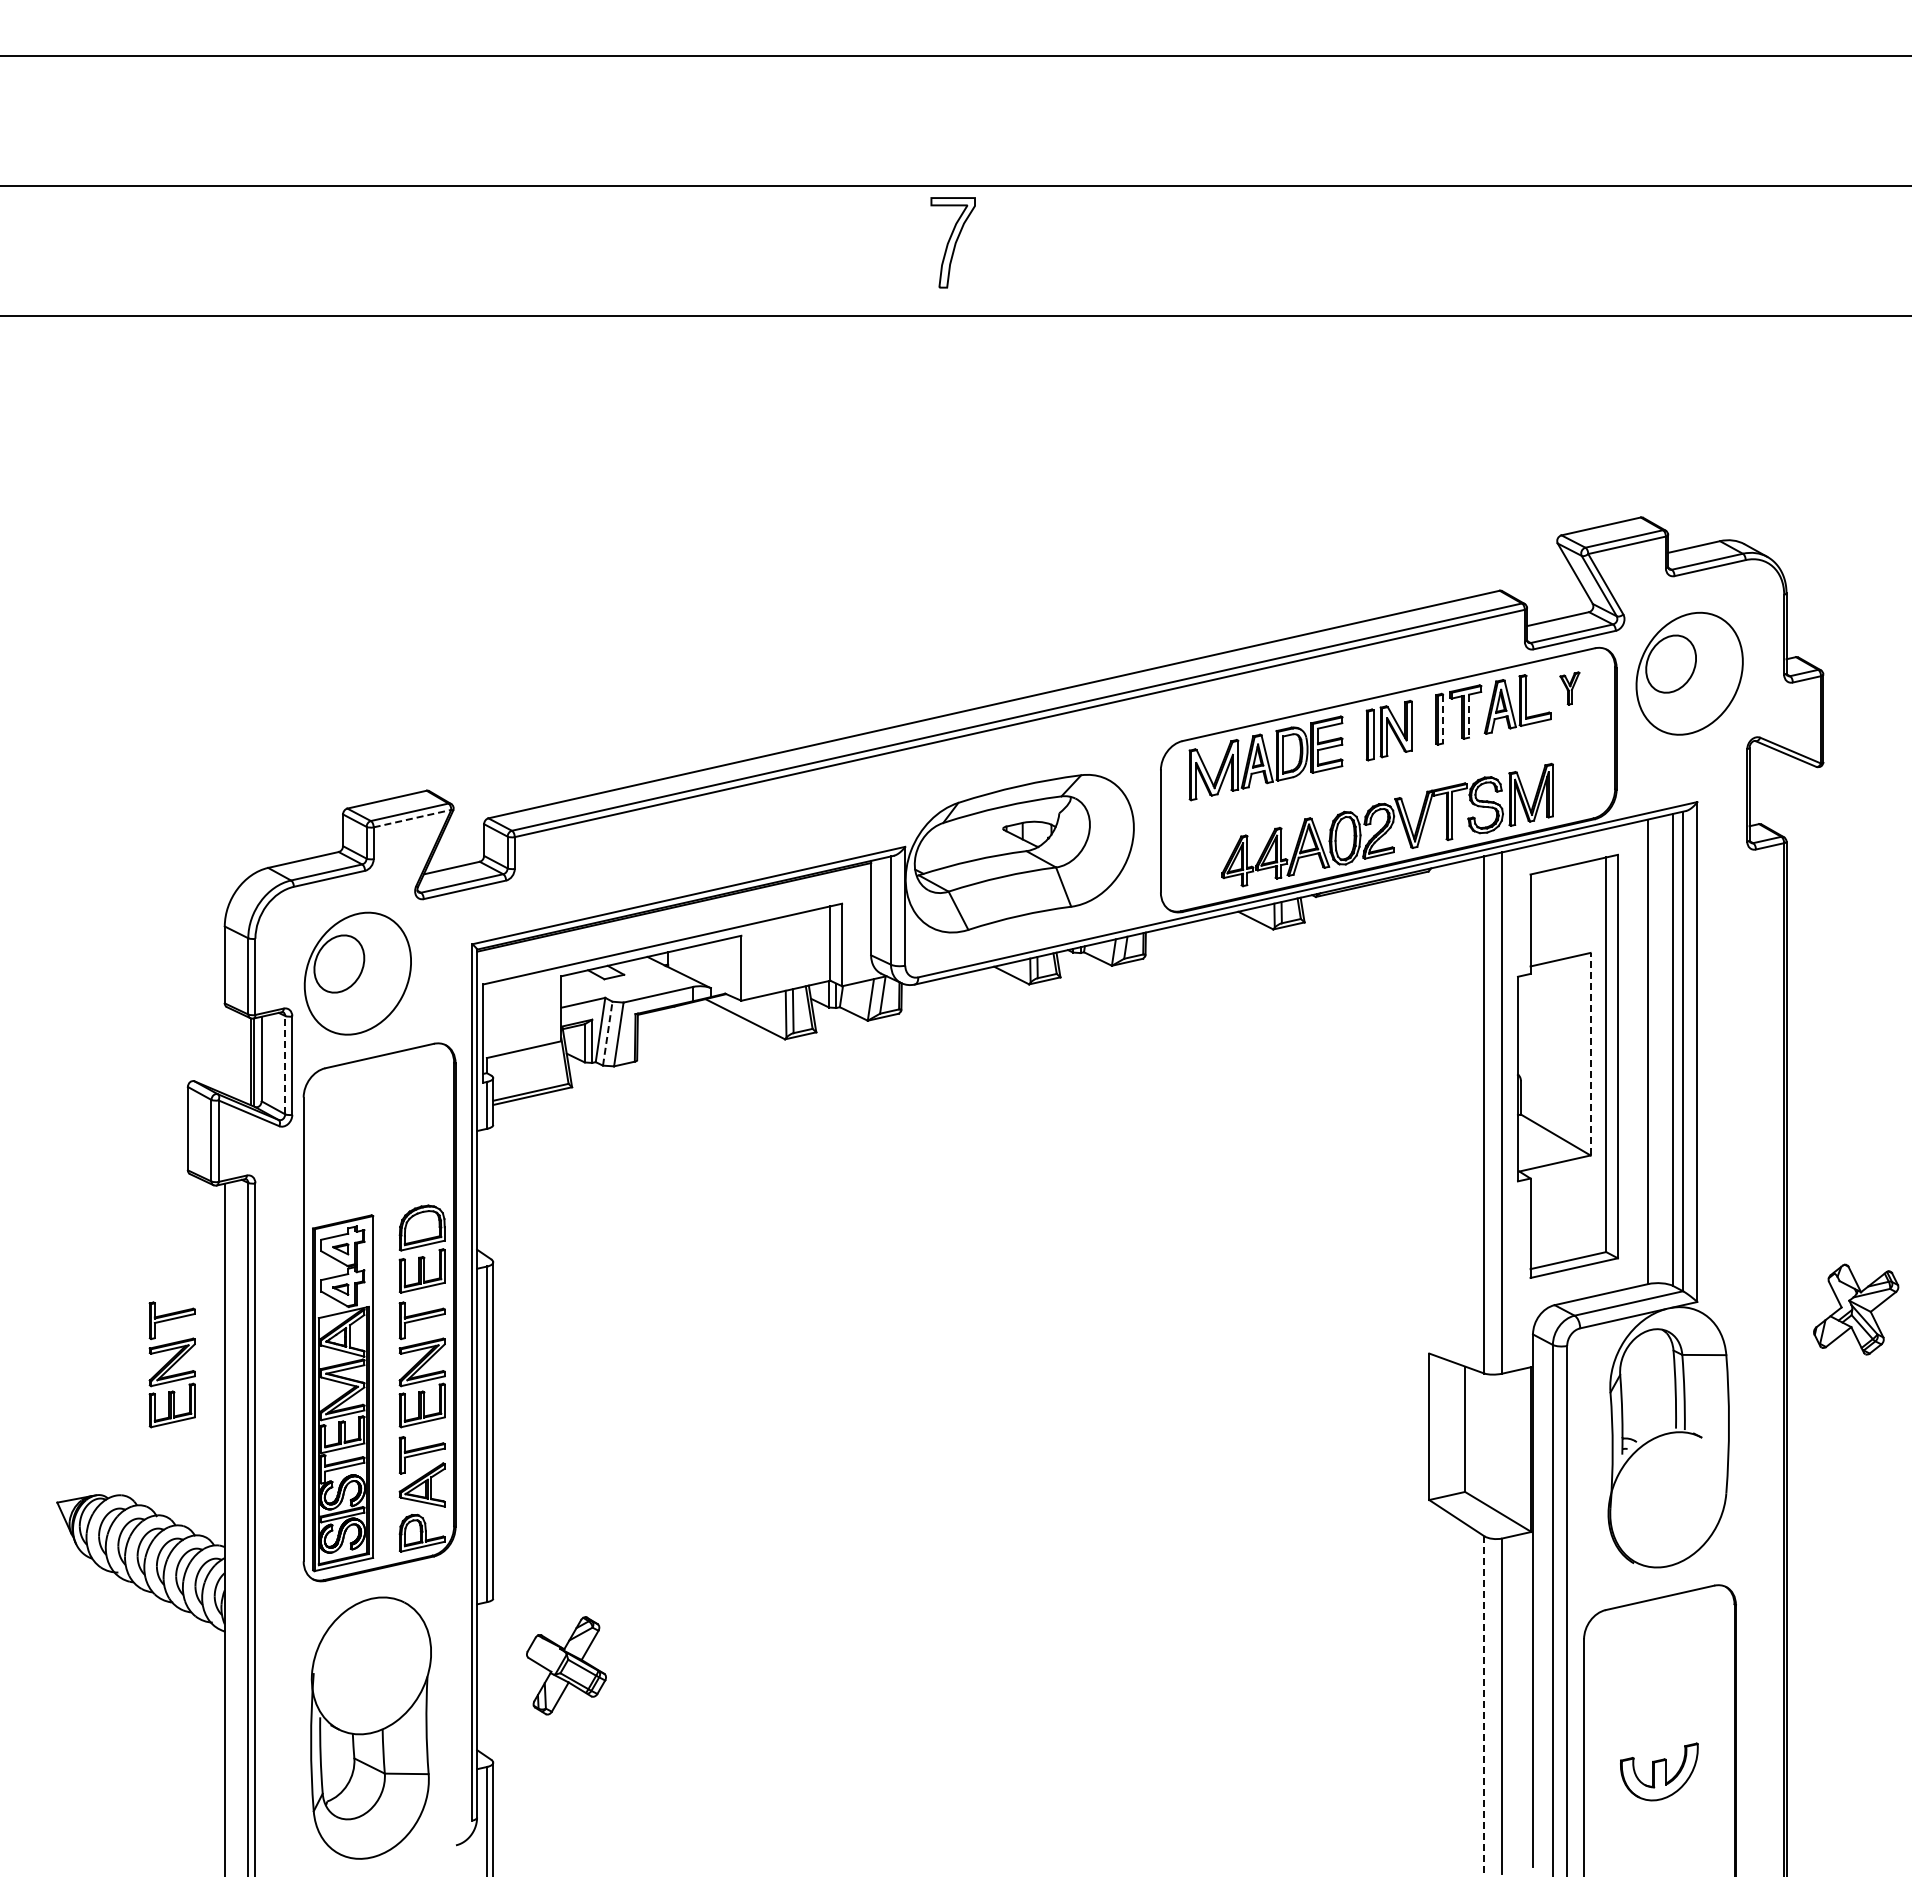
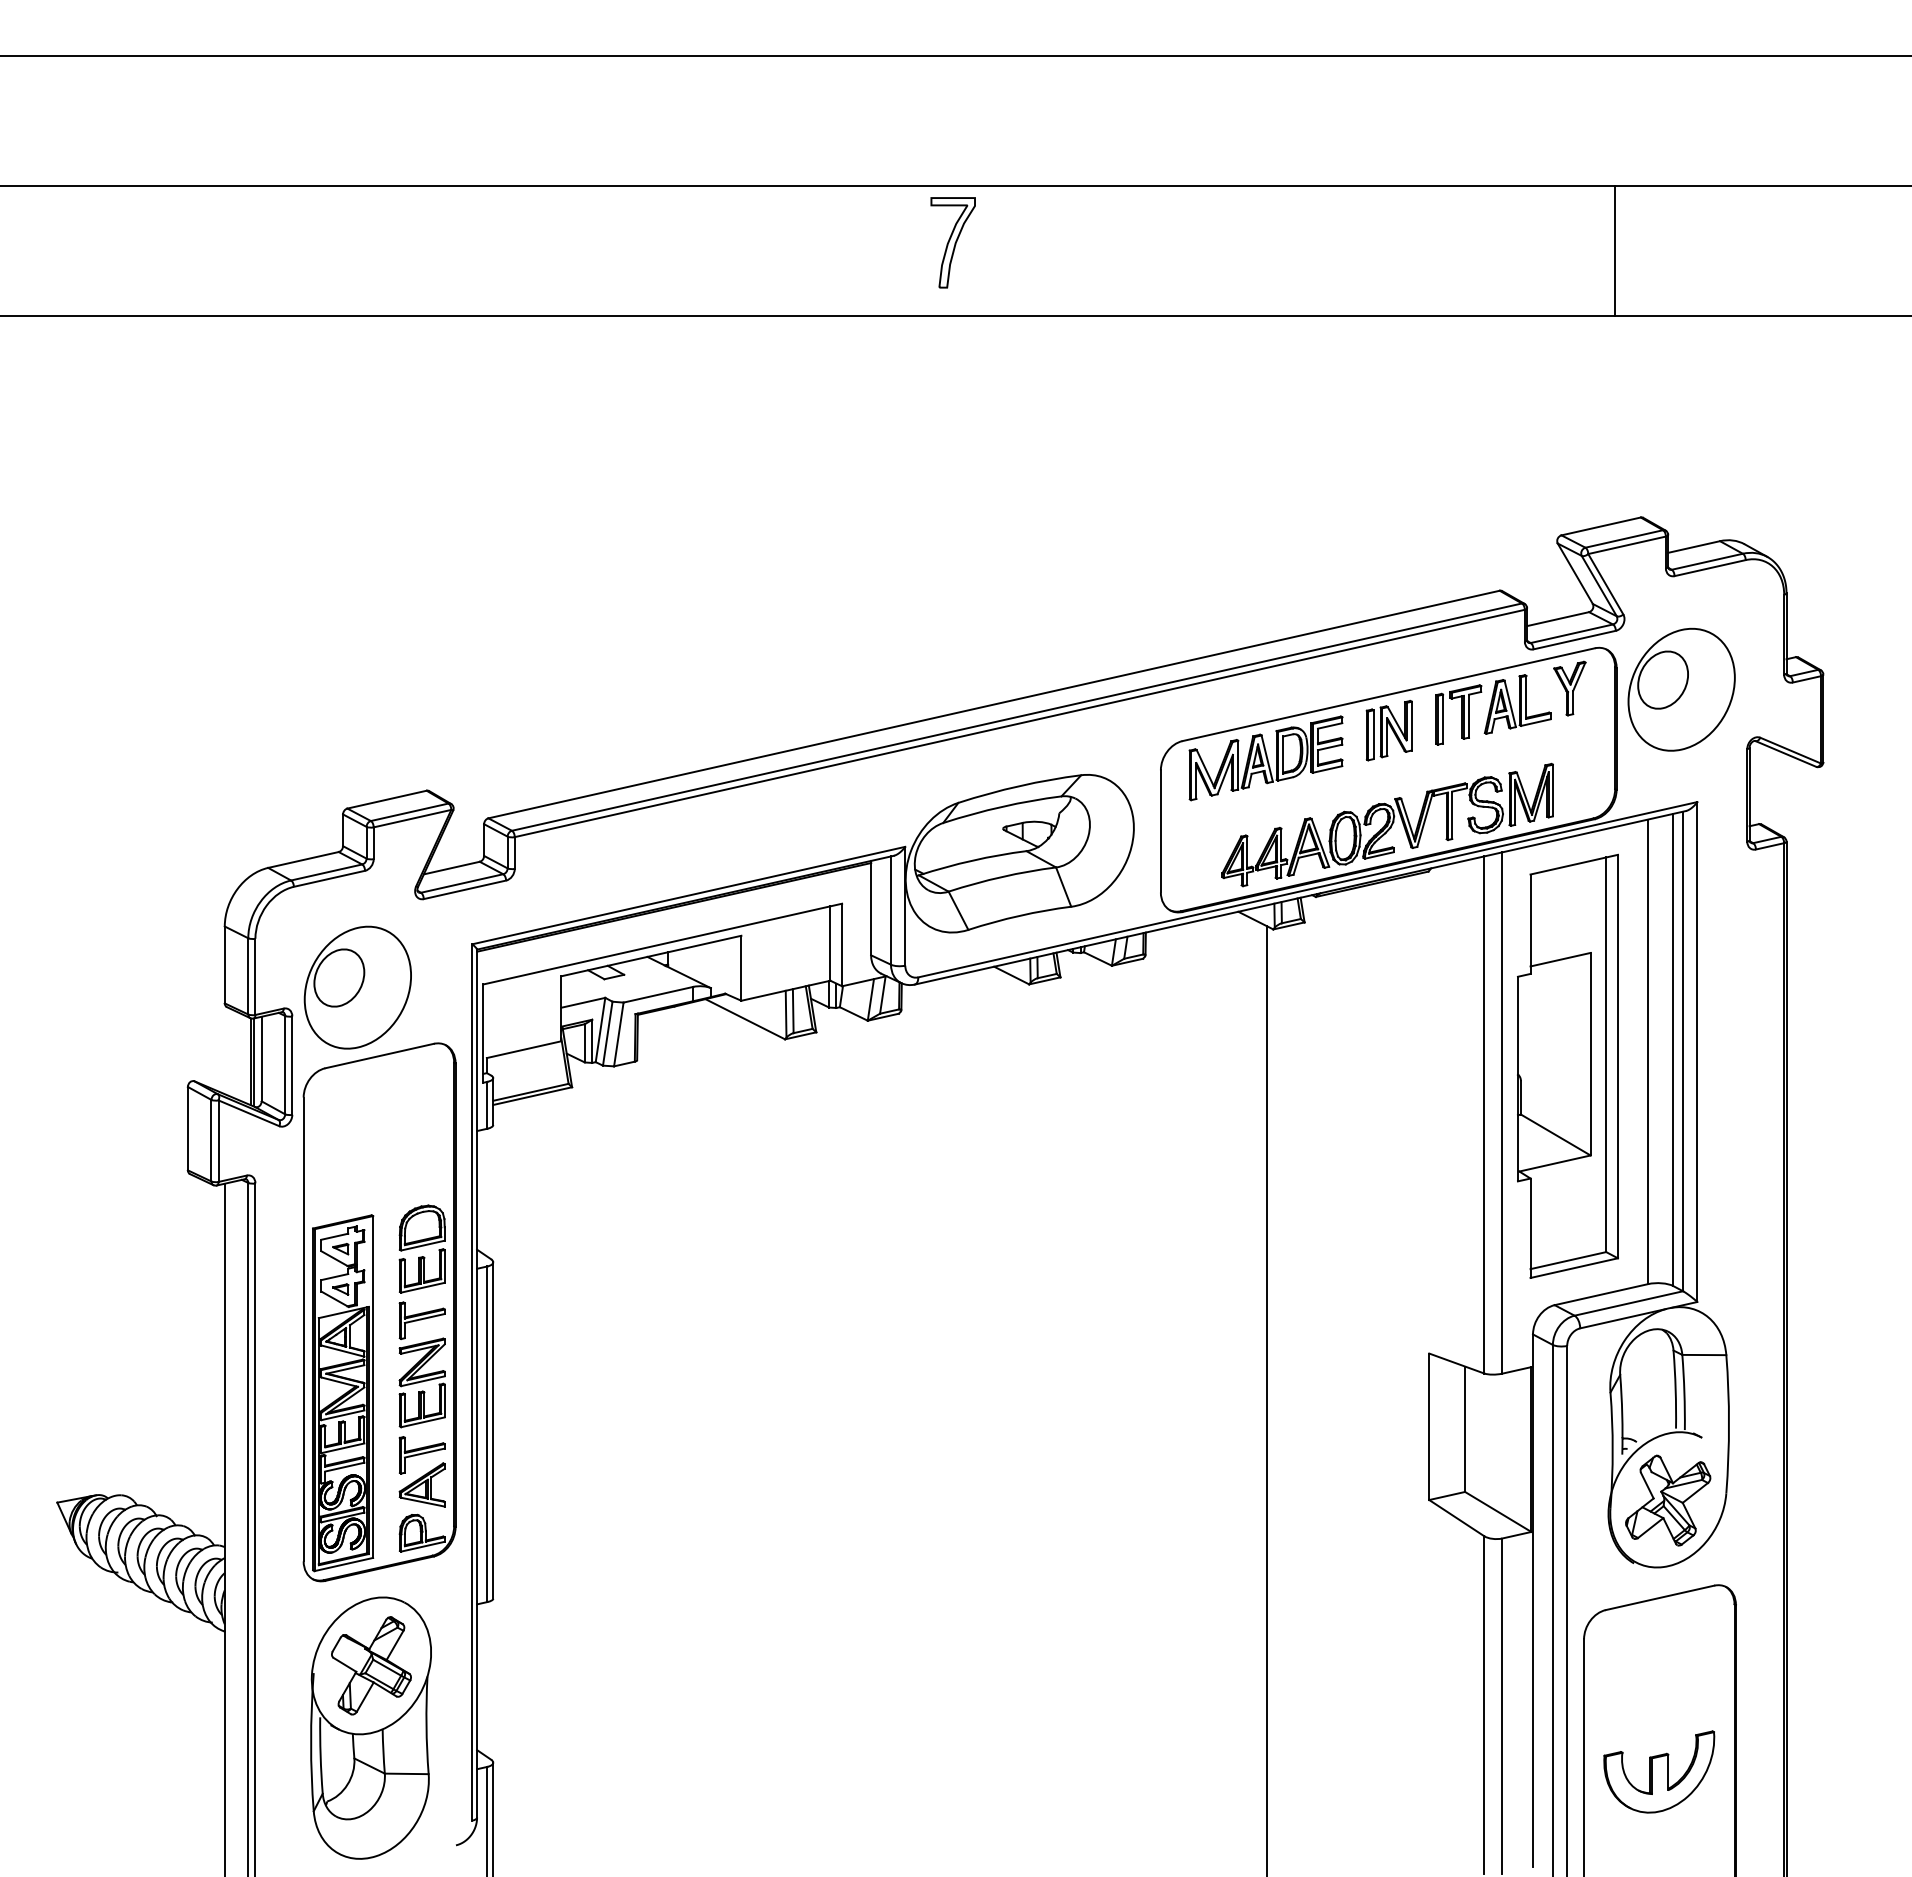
line: none -> present (1615, 251)
part position: (1689, 673) -> (1681, 689) (1681, 689)
part size: 22x35 px -> 34x57 px (1569, 688)
line: dashed -> solid (1469, 716)
line: dashed -> solid (1442, 719)
line: dashed -> solid (412, 818)
part position: (357, 973) -> (357, 987) (357, 987)
line: dashed -> solid (607, 1033)
line: dashed -> solid (1590, 1053)
line: dashed -> solid (285, 1064)
part position: (1856, 1309) -> (1668, 1500) (1668, 1500)
part: present -> none (171, 1364)
line: none -> present (1266, 1399)
part position: (566, 1665) -> (371, 1665) (371, 1665)
line: dashed -> solid (1484, 1705)
part size: 79x60 px -> 113x84 px (1659, 1771)
